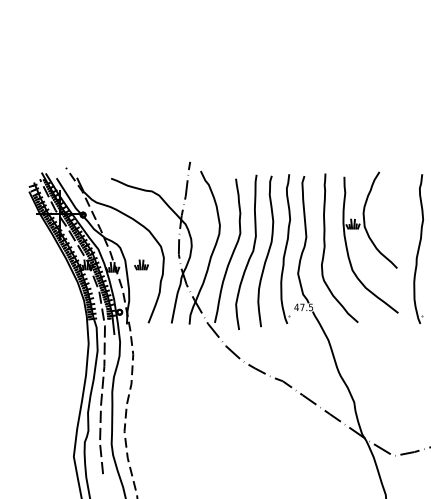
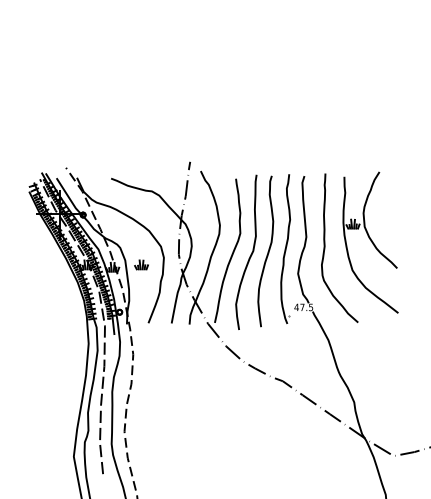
part: present -> none (418, 249)
